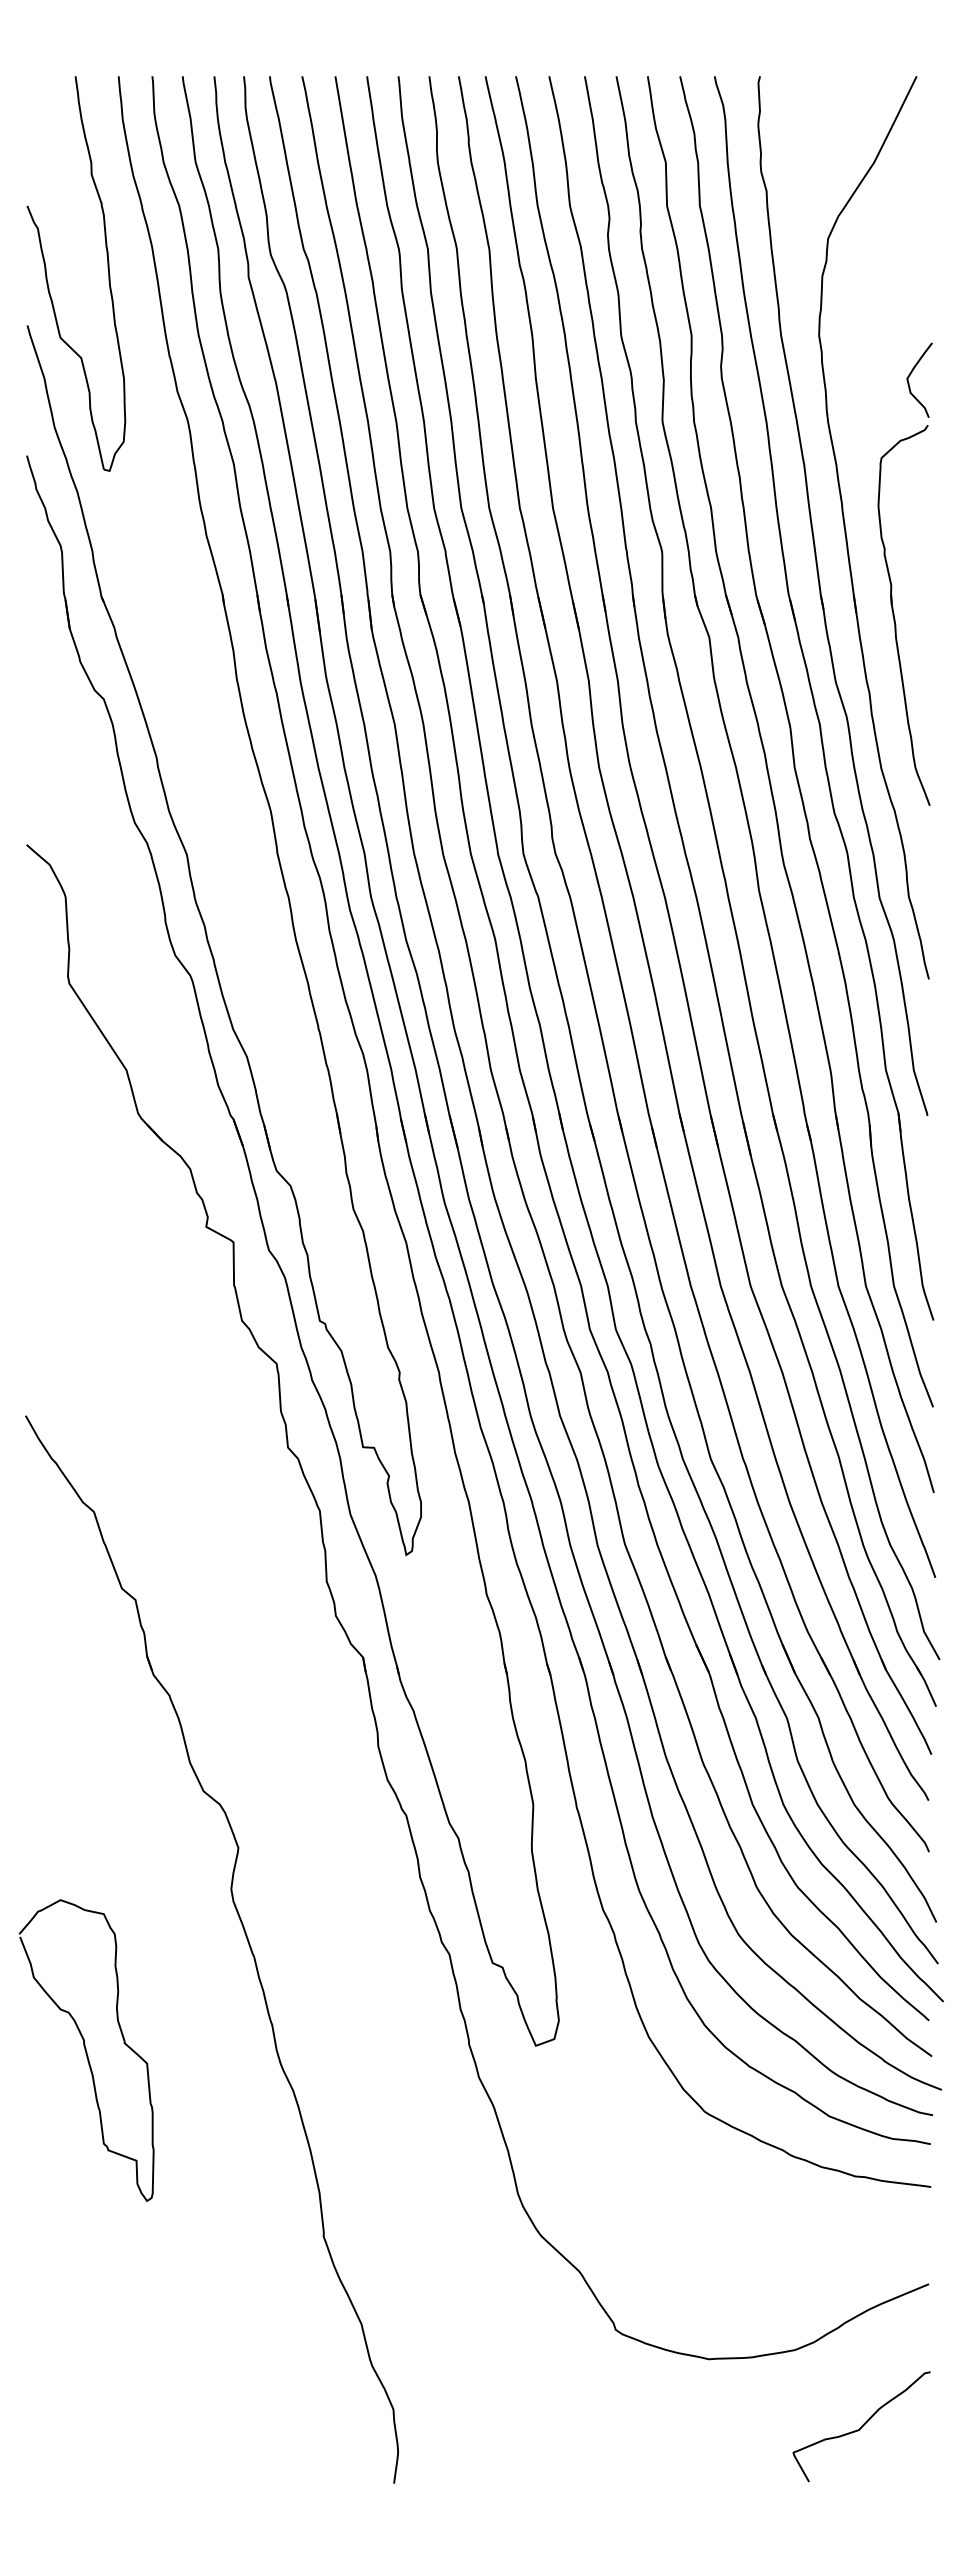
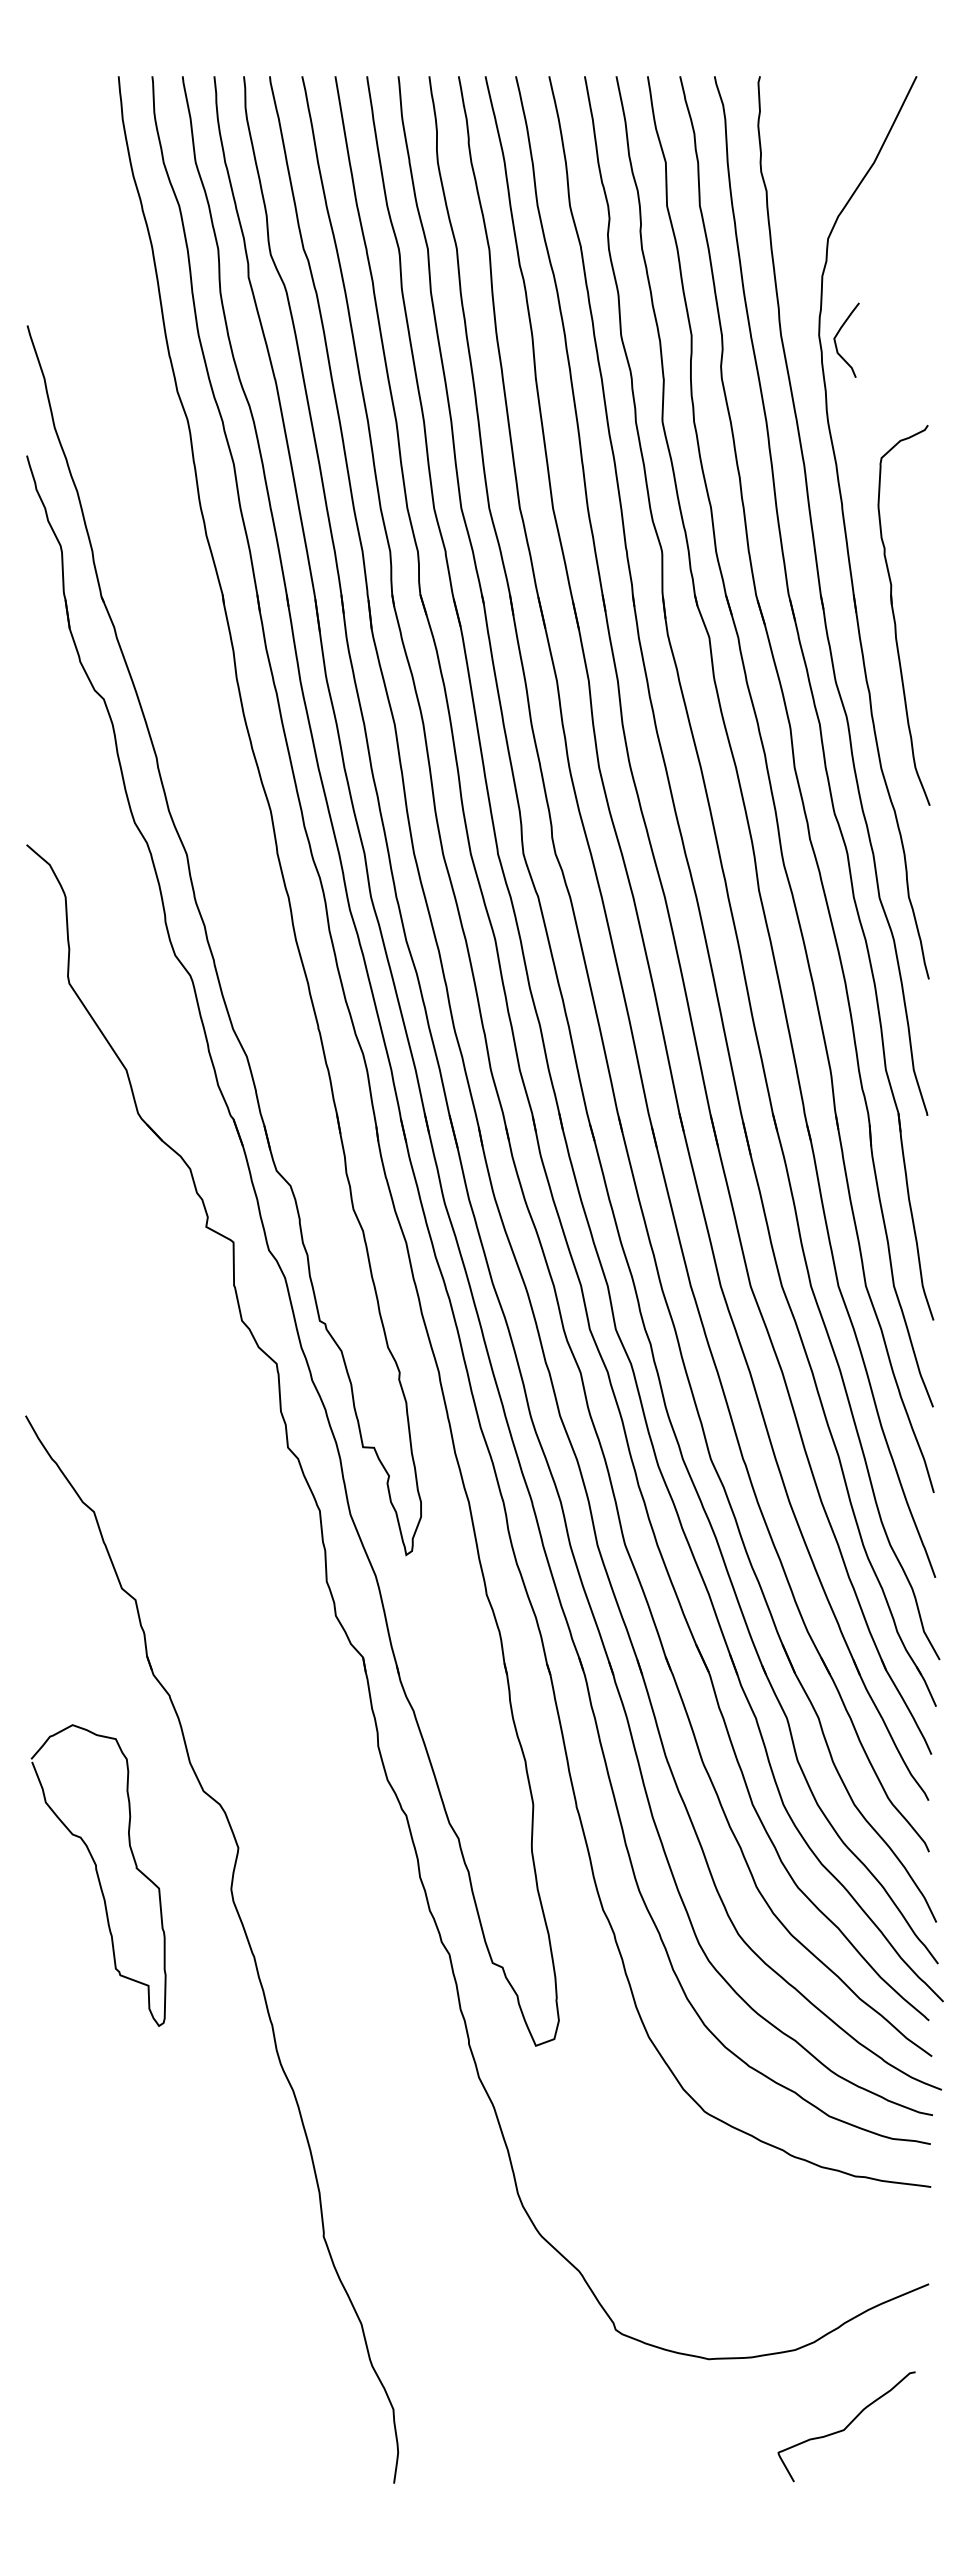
part: present -> none (47, 275)
curve position: (910, 375) -> (837, 335) (837, 335)
curve position: (86, 2050) -> (98, 1875) (98, 1875)
curve position: (861, 2426) -> (846, 2426) (846, 2426)
